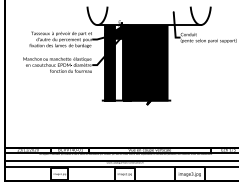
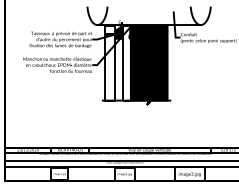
fill: present -> none (110, 63)
fill: present -> none (126, 63)
